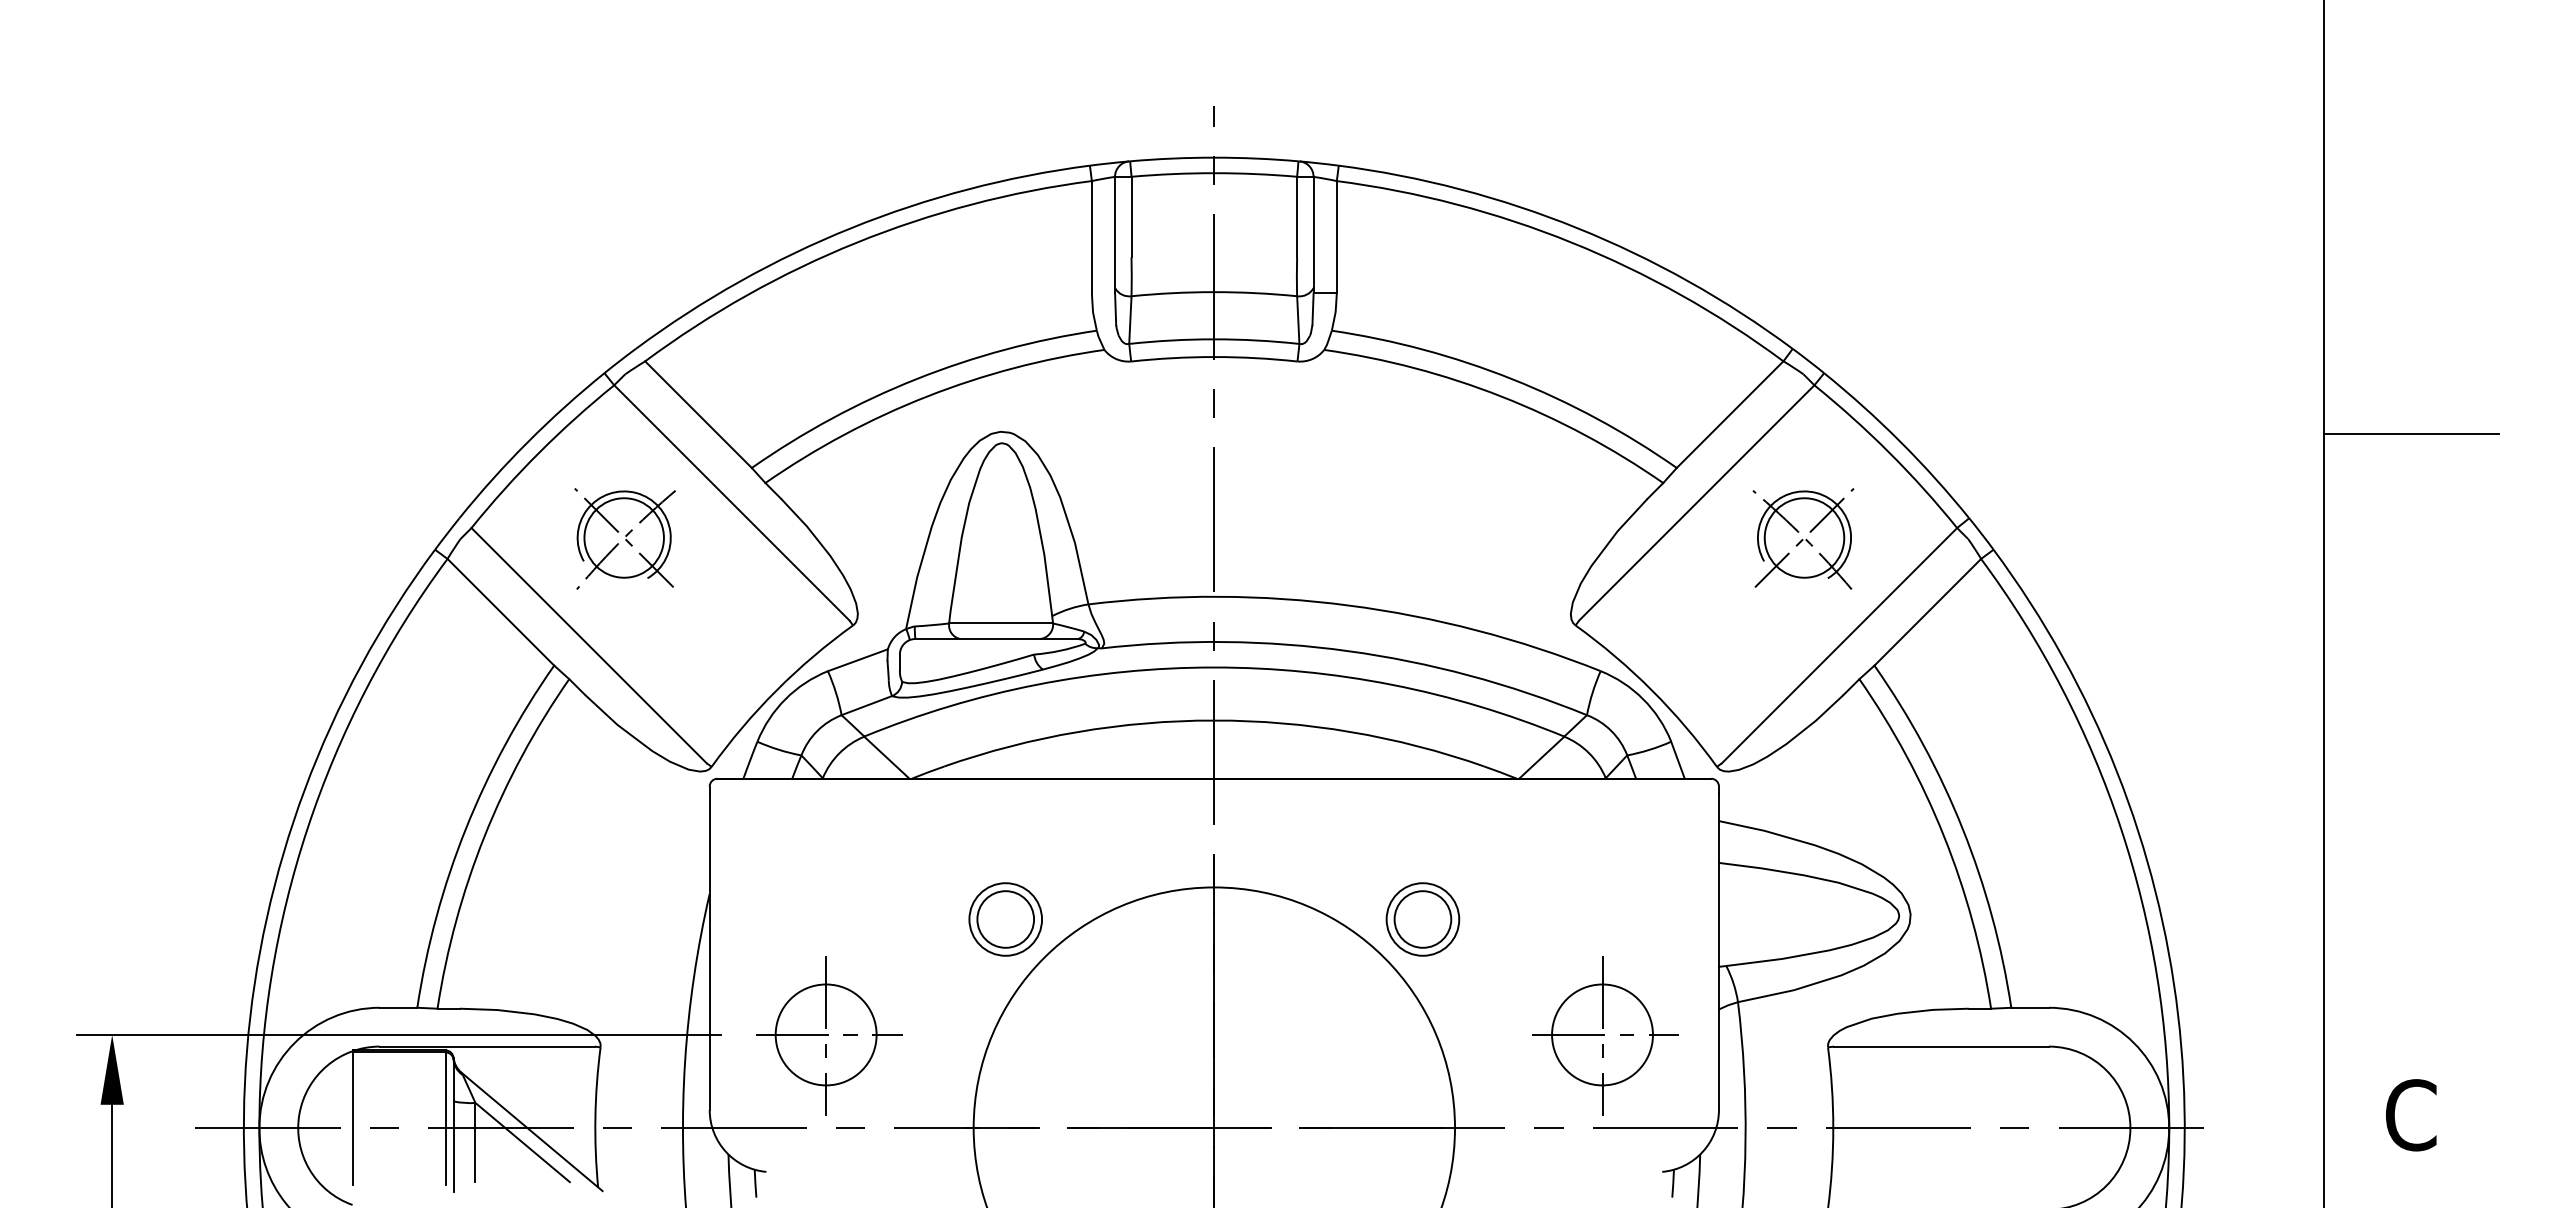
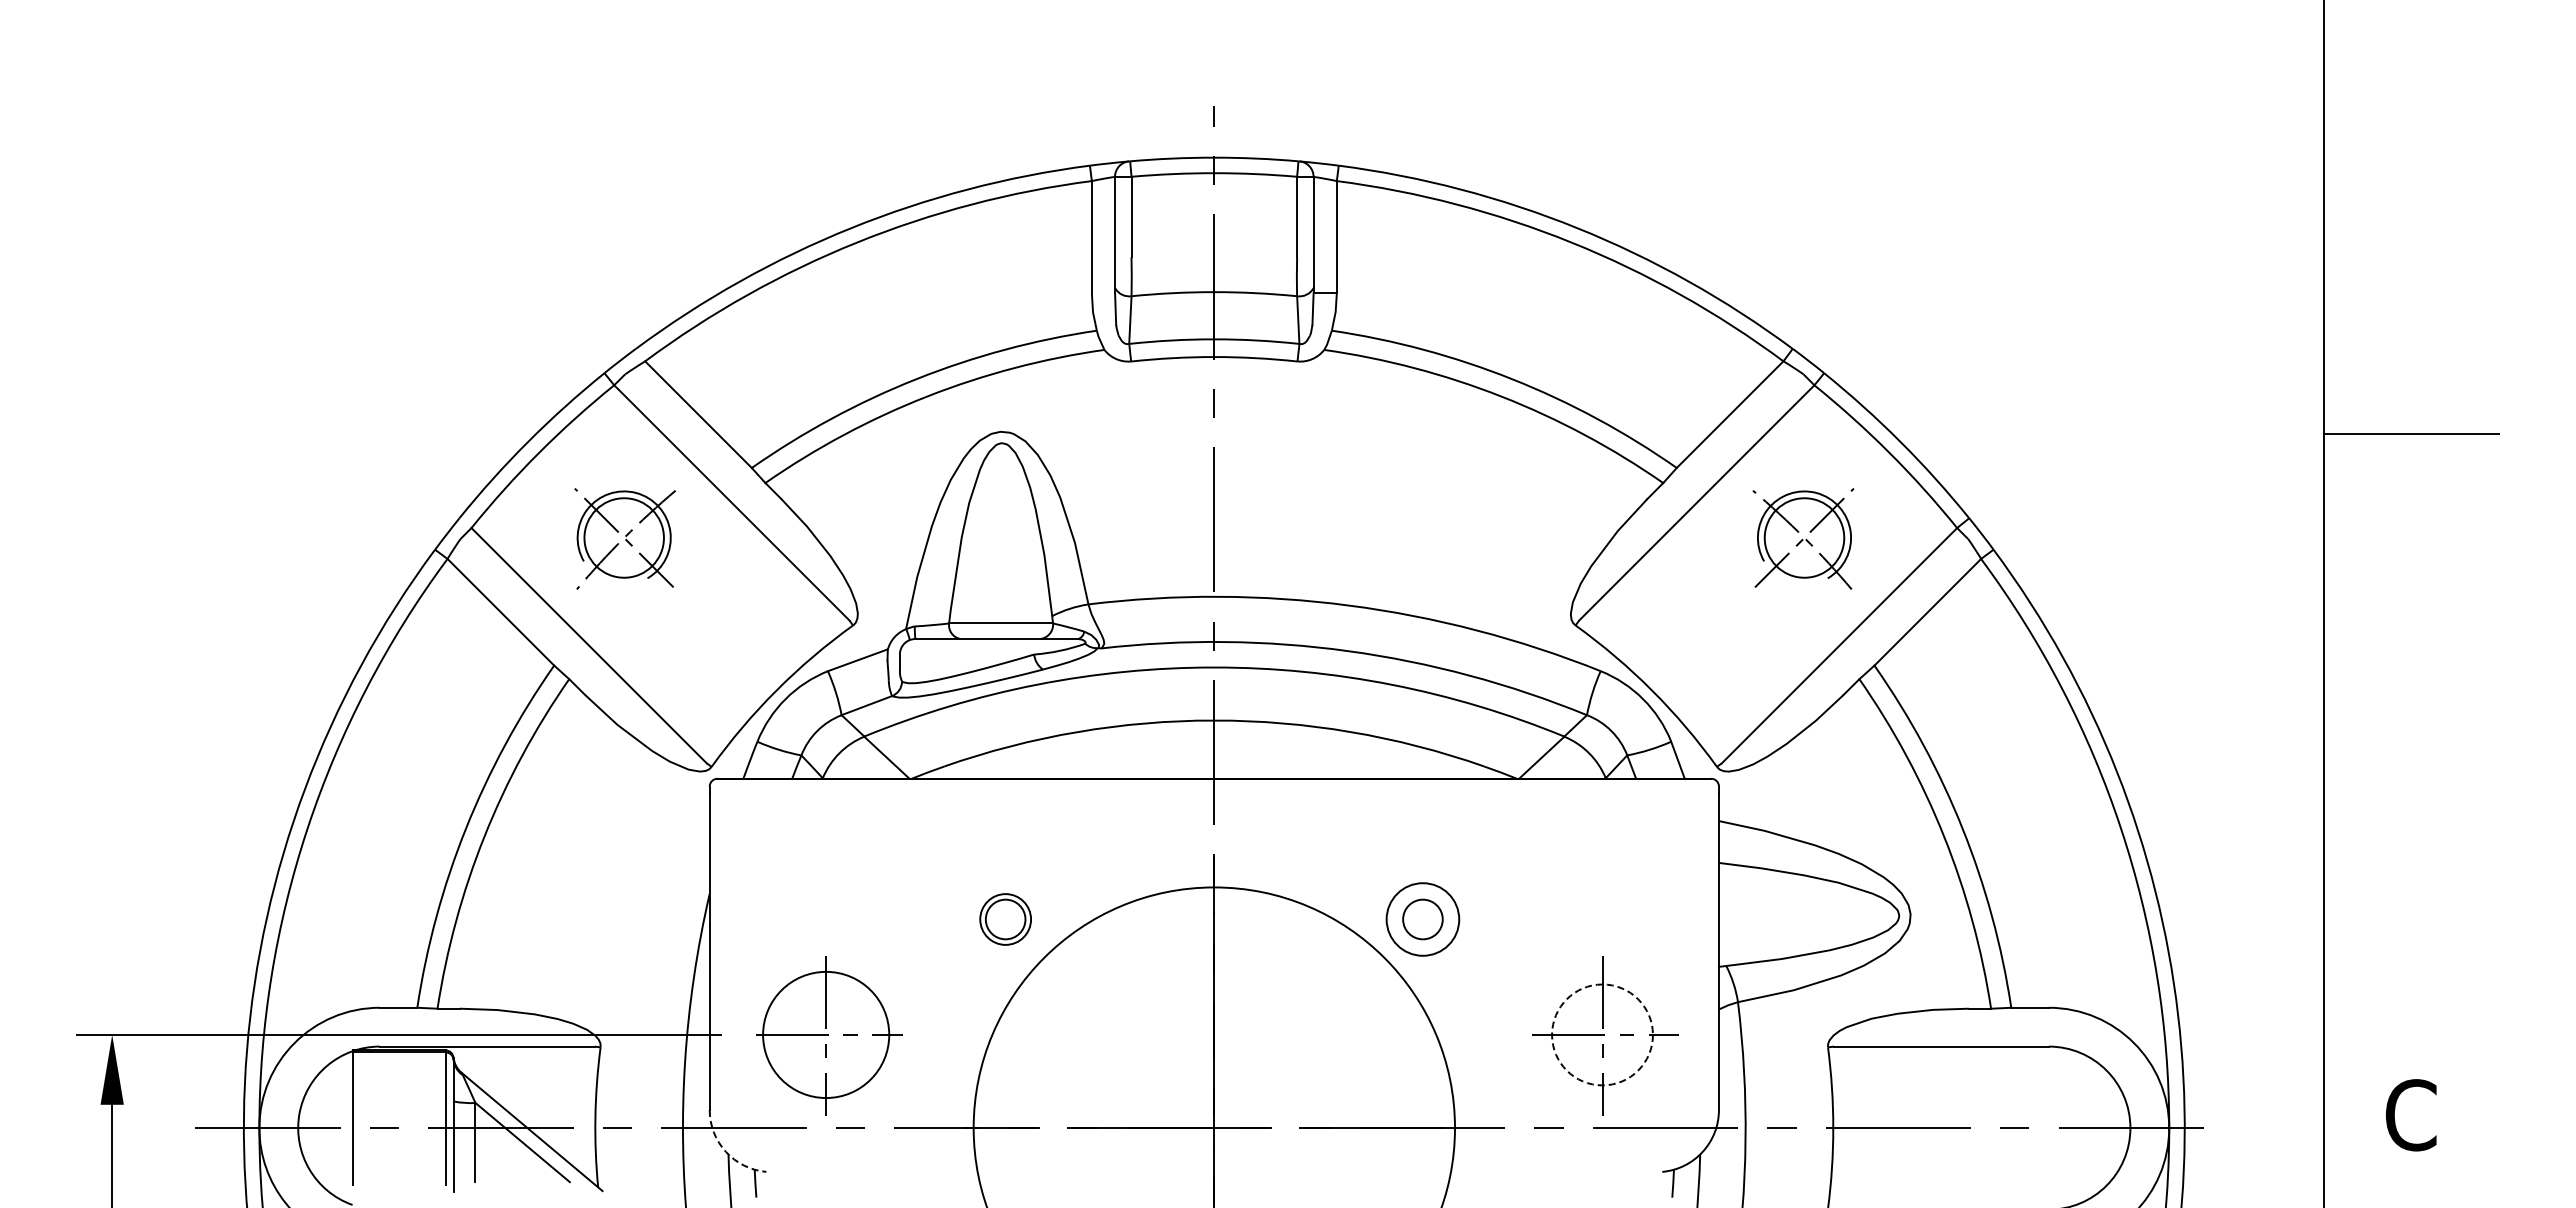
part size: 75x75 px -> 53x53 px (1005, 919)
circle diameter: 57 px -> 40 px (1422, 919)
circle diameter: 101 px -> 126 px (826, 1034)
circle: solid -> dashed (1602, 1034)
arc: solid -> dashed (726, 1151)
